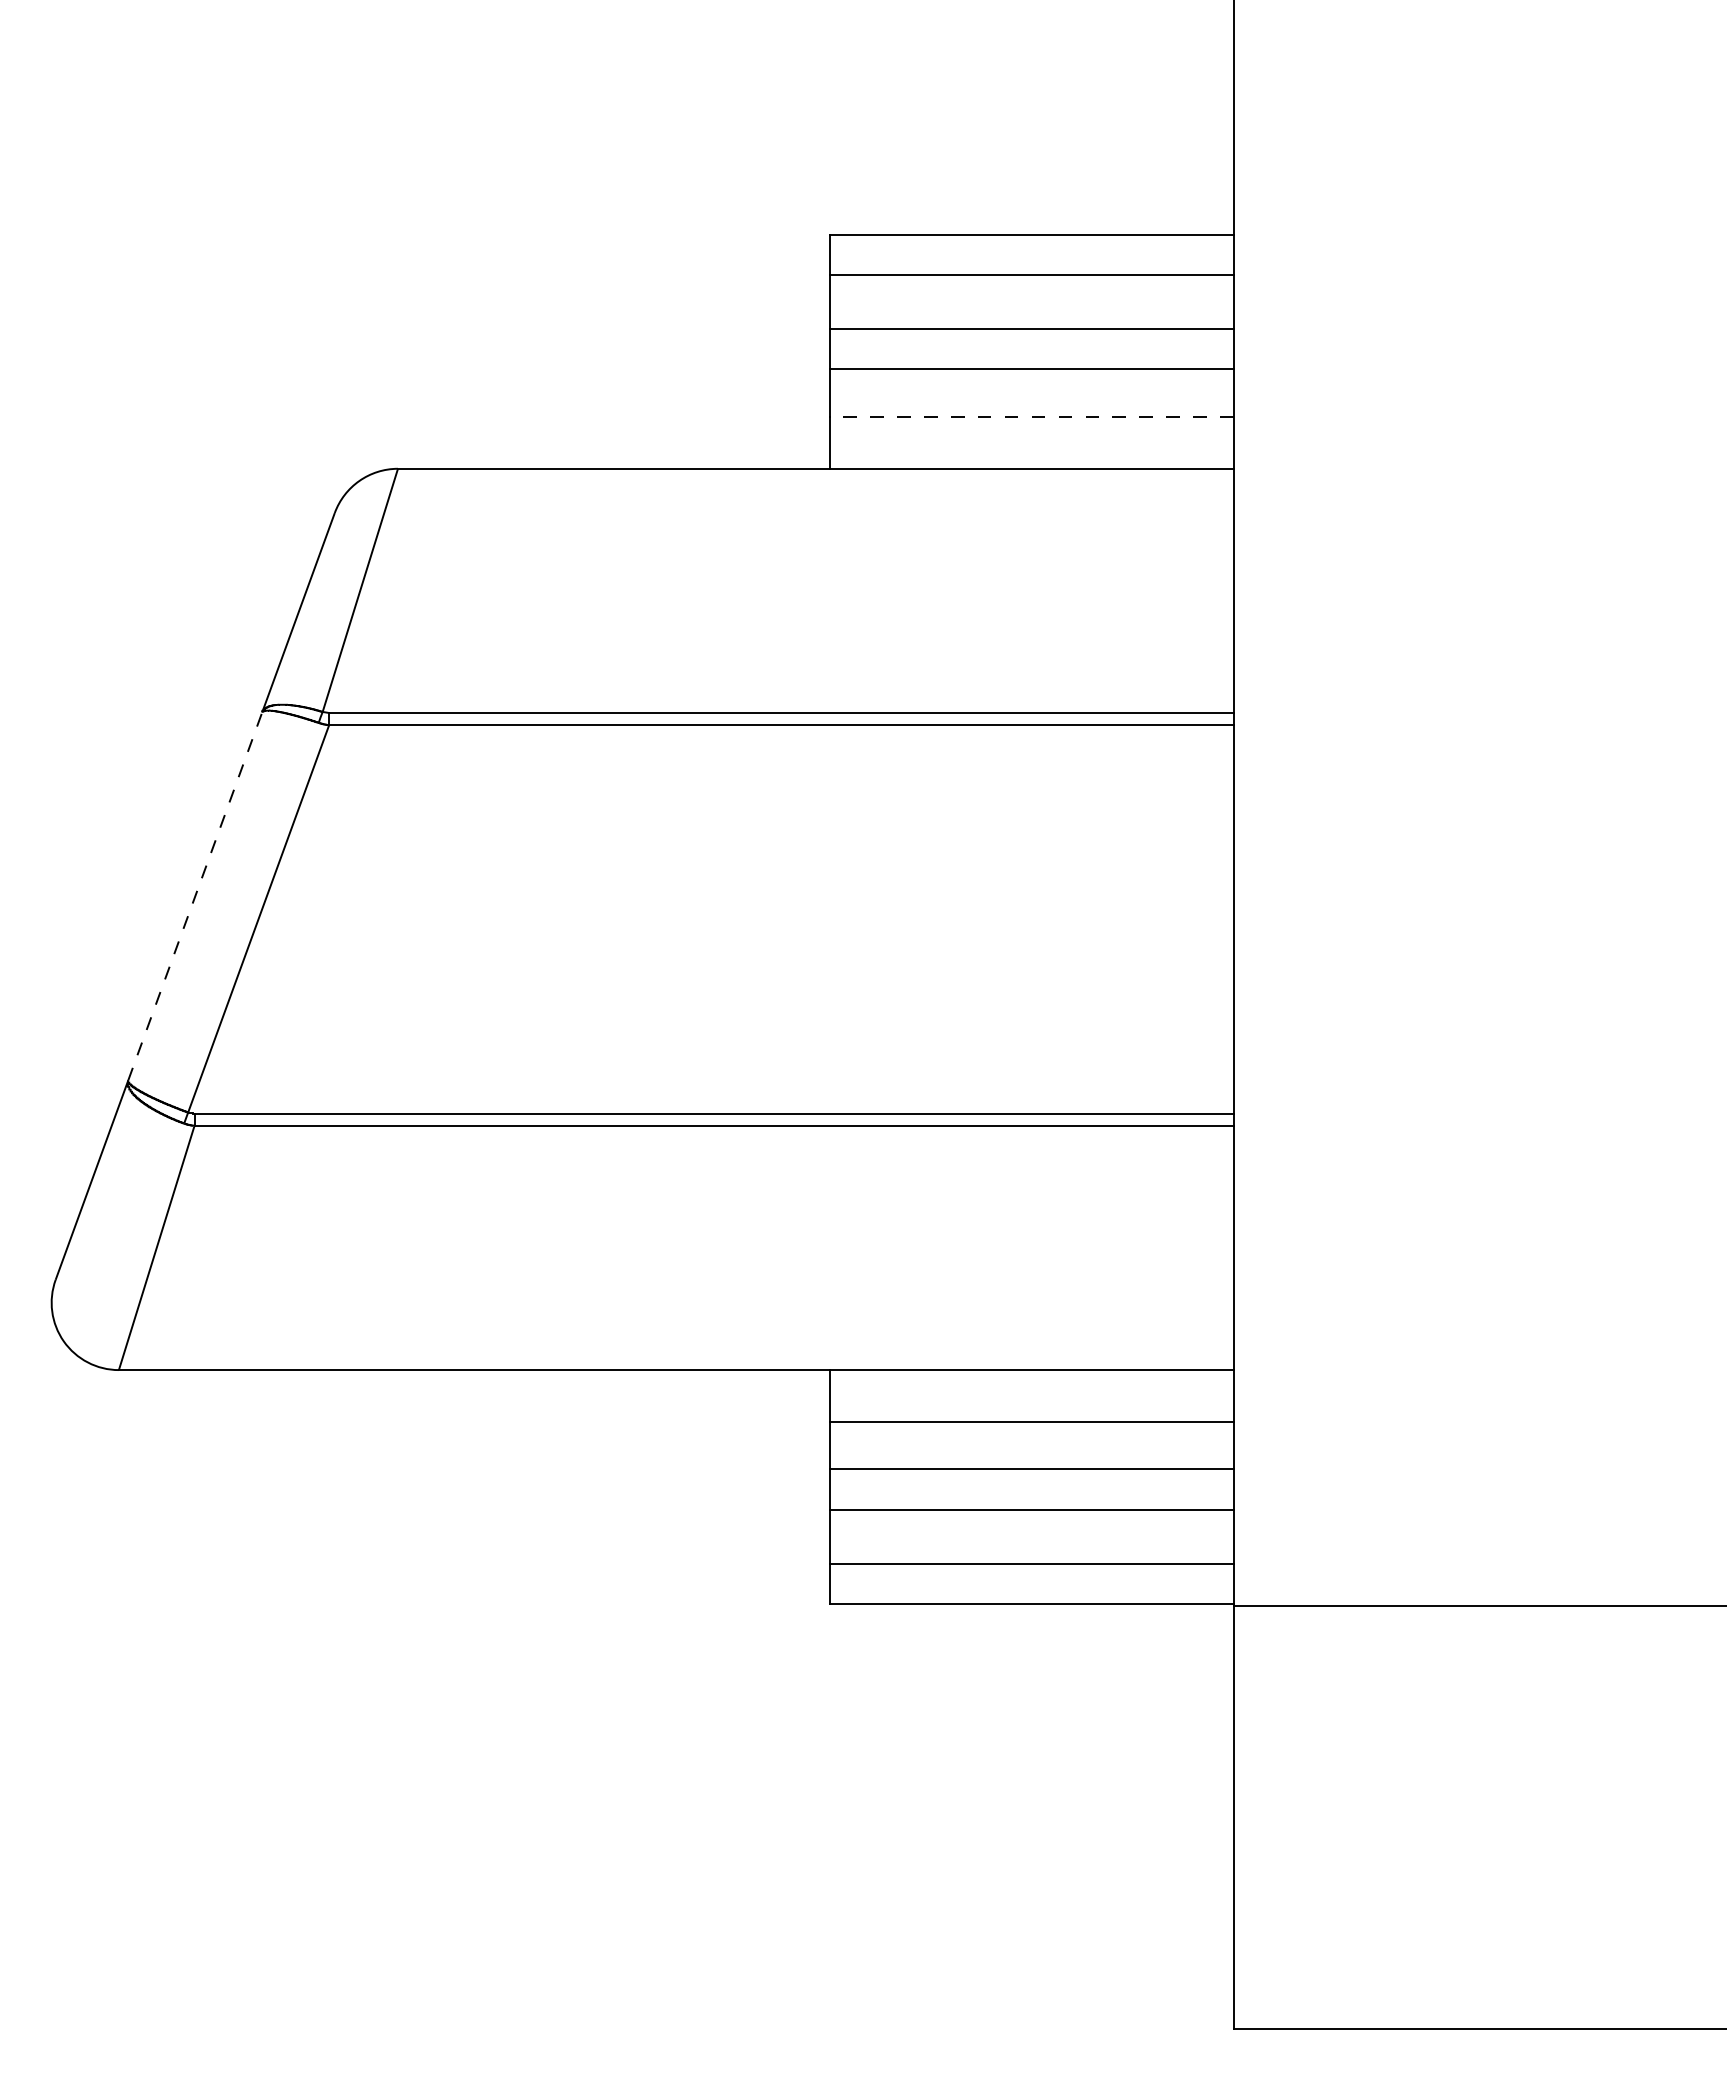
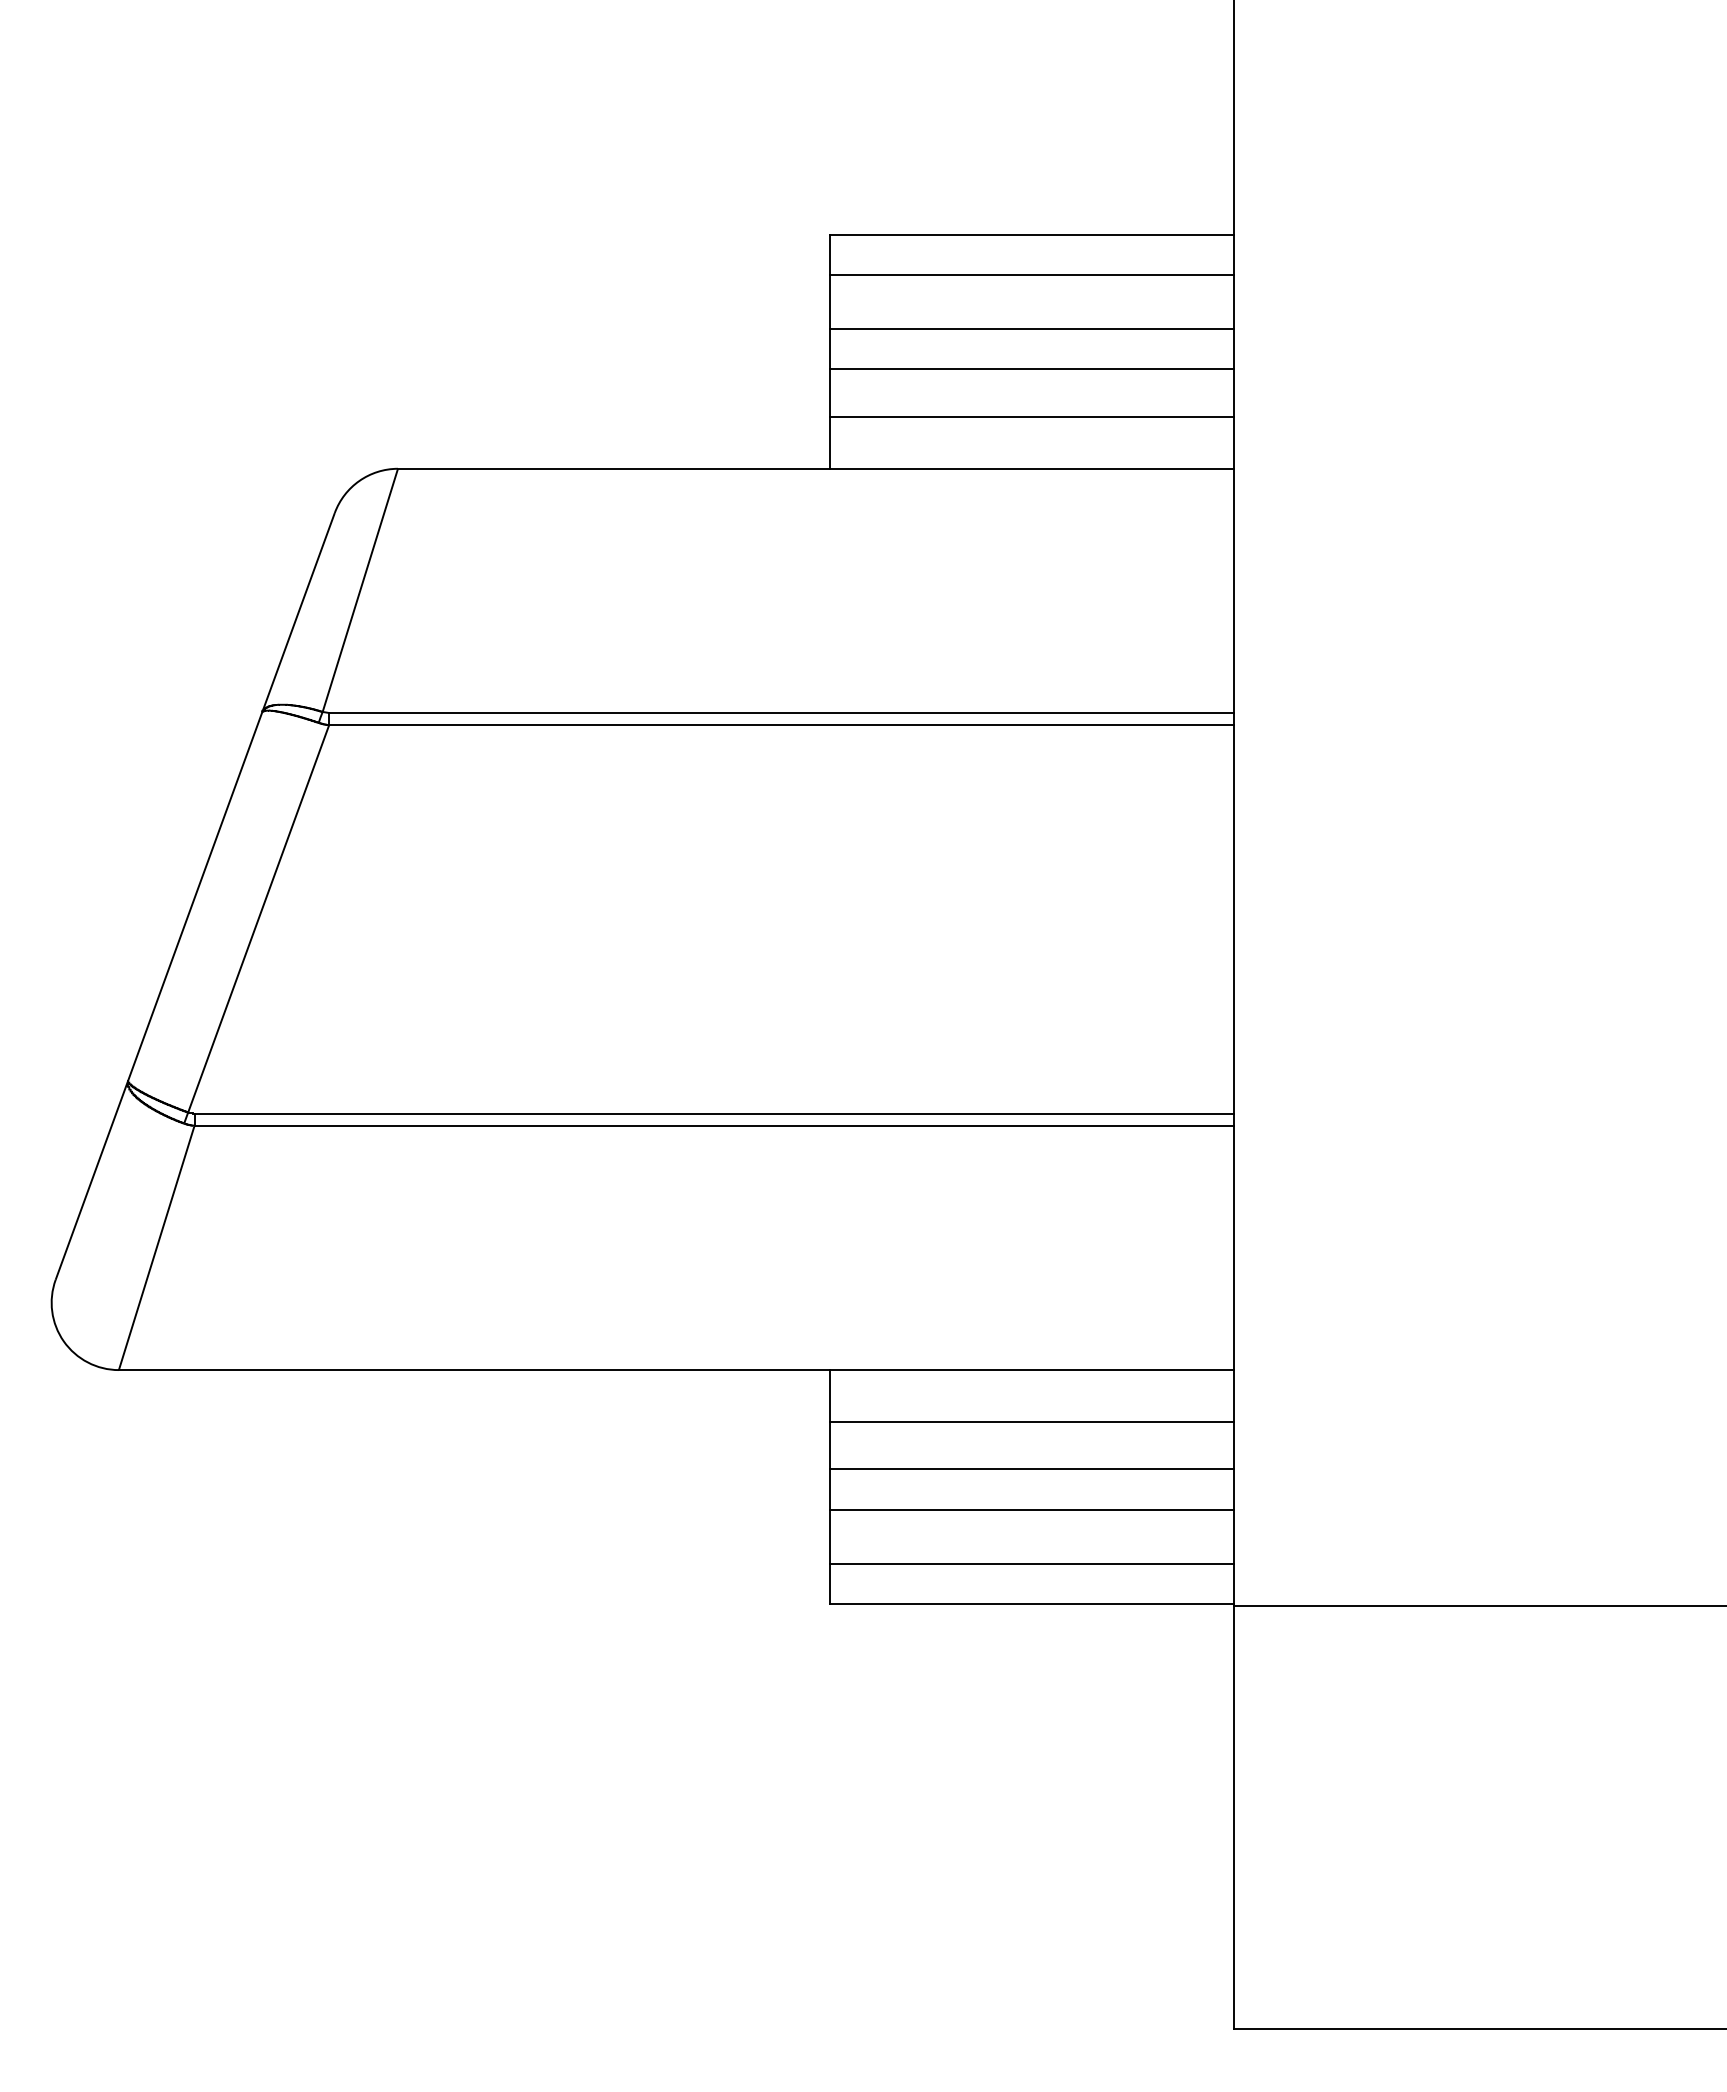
line: dashed -> solid (1031, 417)
line: dashed -> solid (195, 896)
